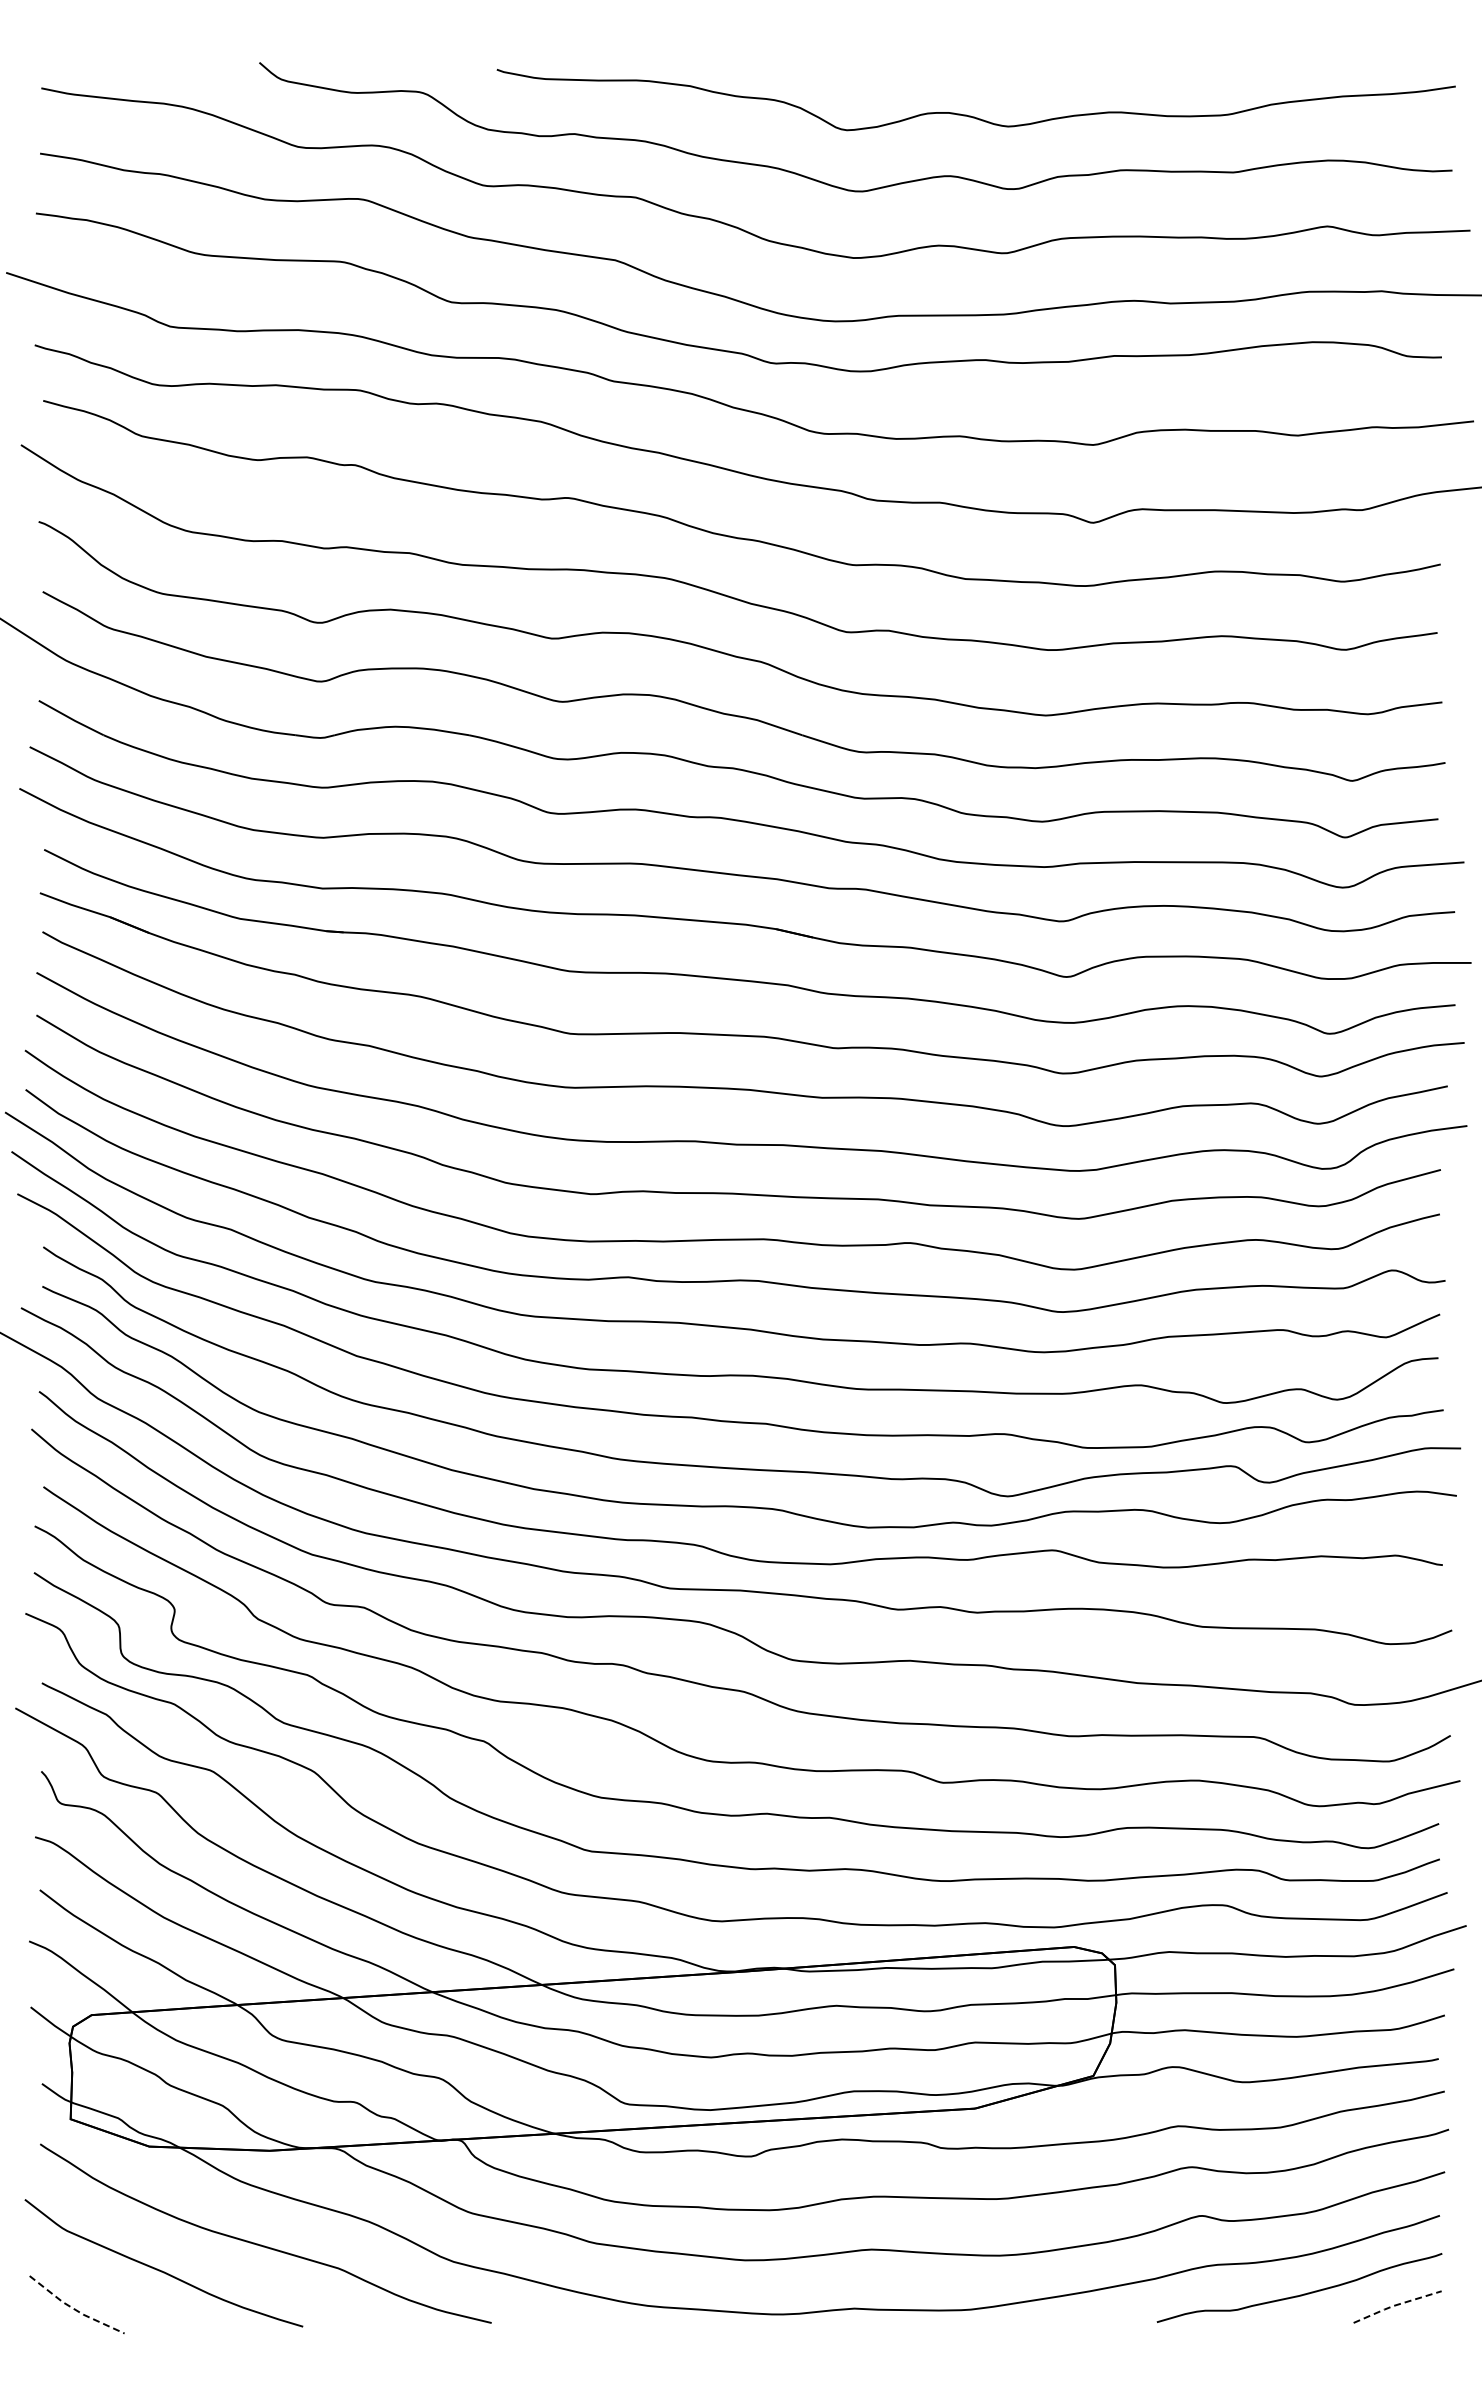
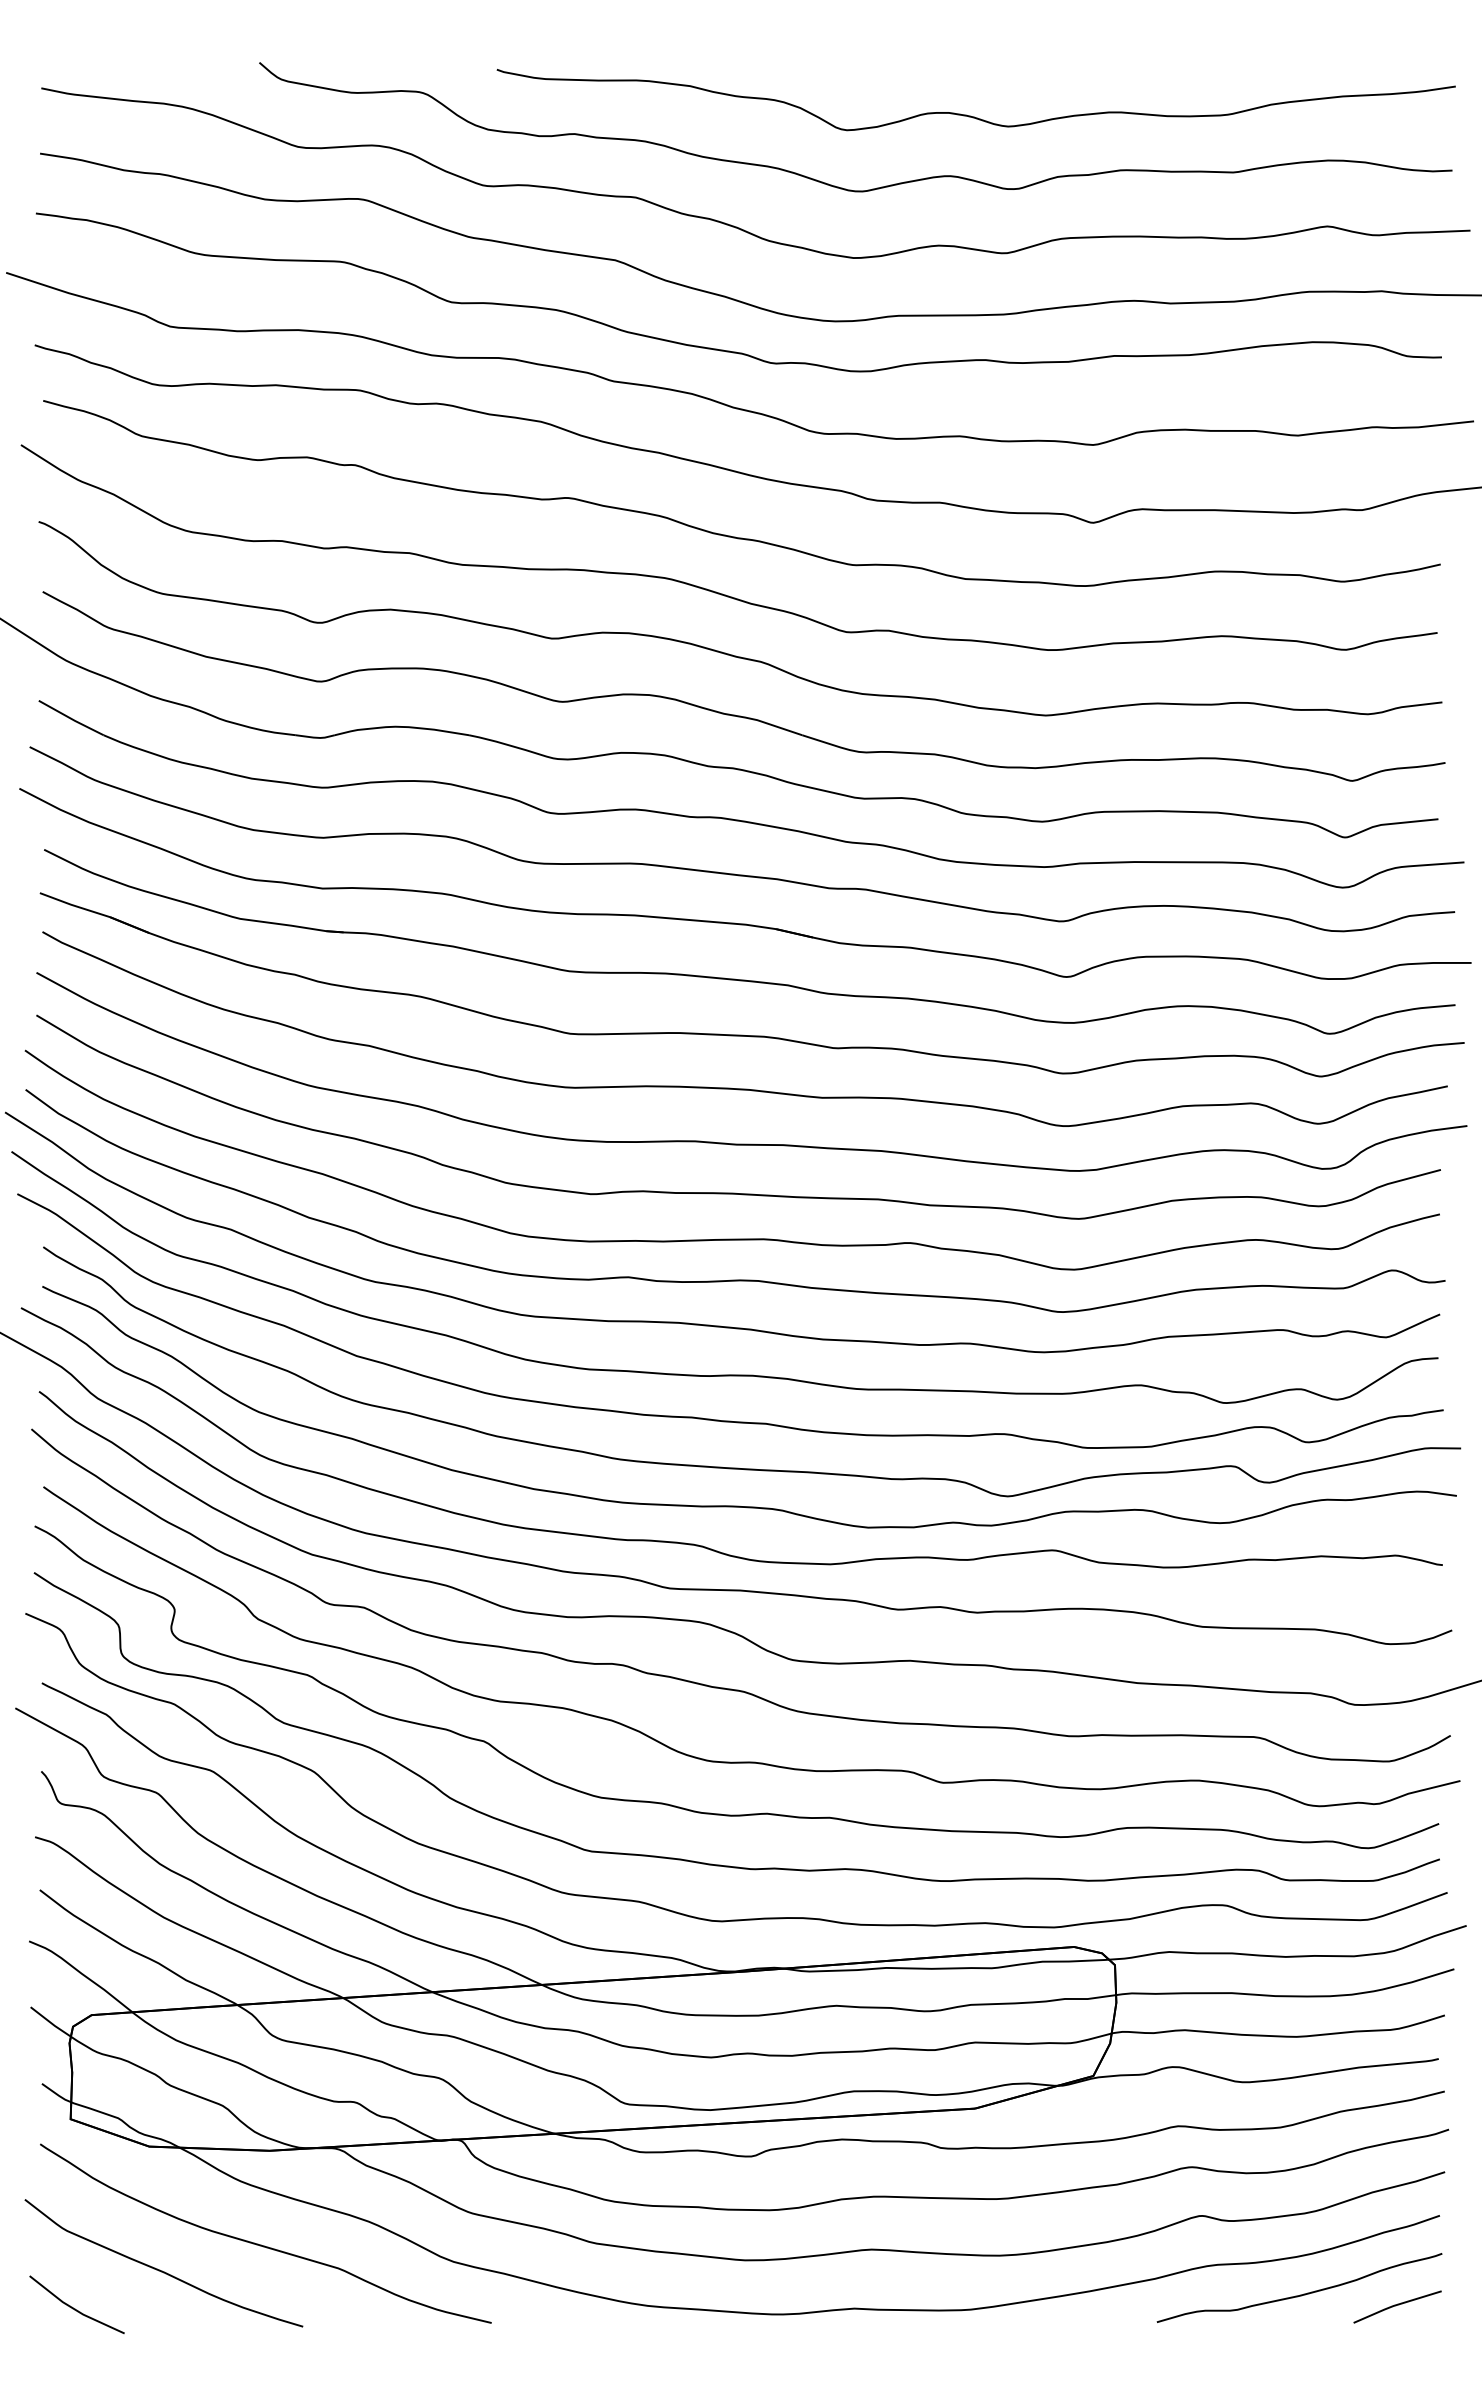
line: dashed -> solid (1396, 2305)
line: dashed -> solid (74, 2309)
